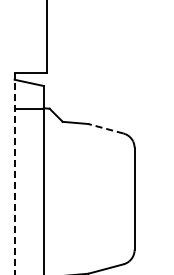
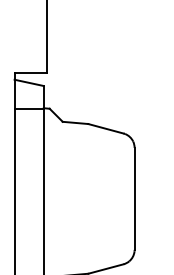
line: dashed -> solid (105, 128)
line: dashed -> solid (14, 173)
